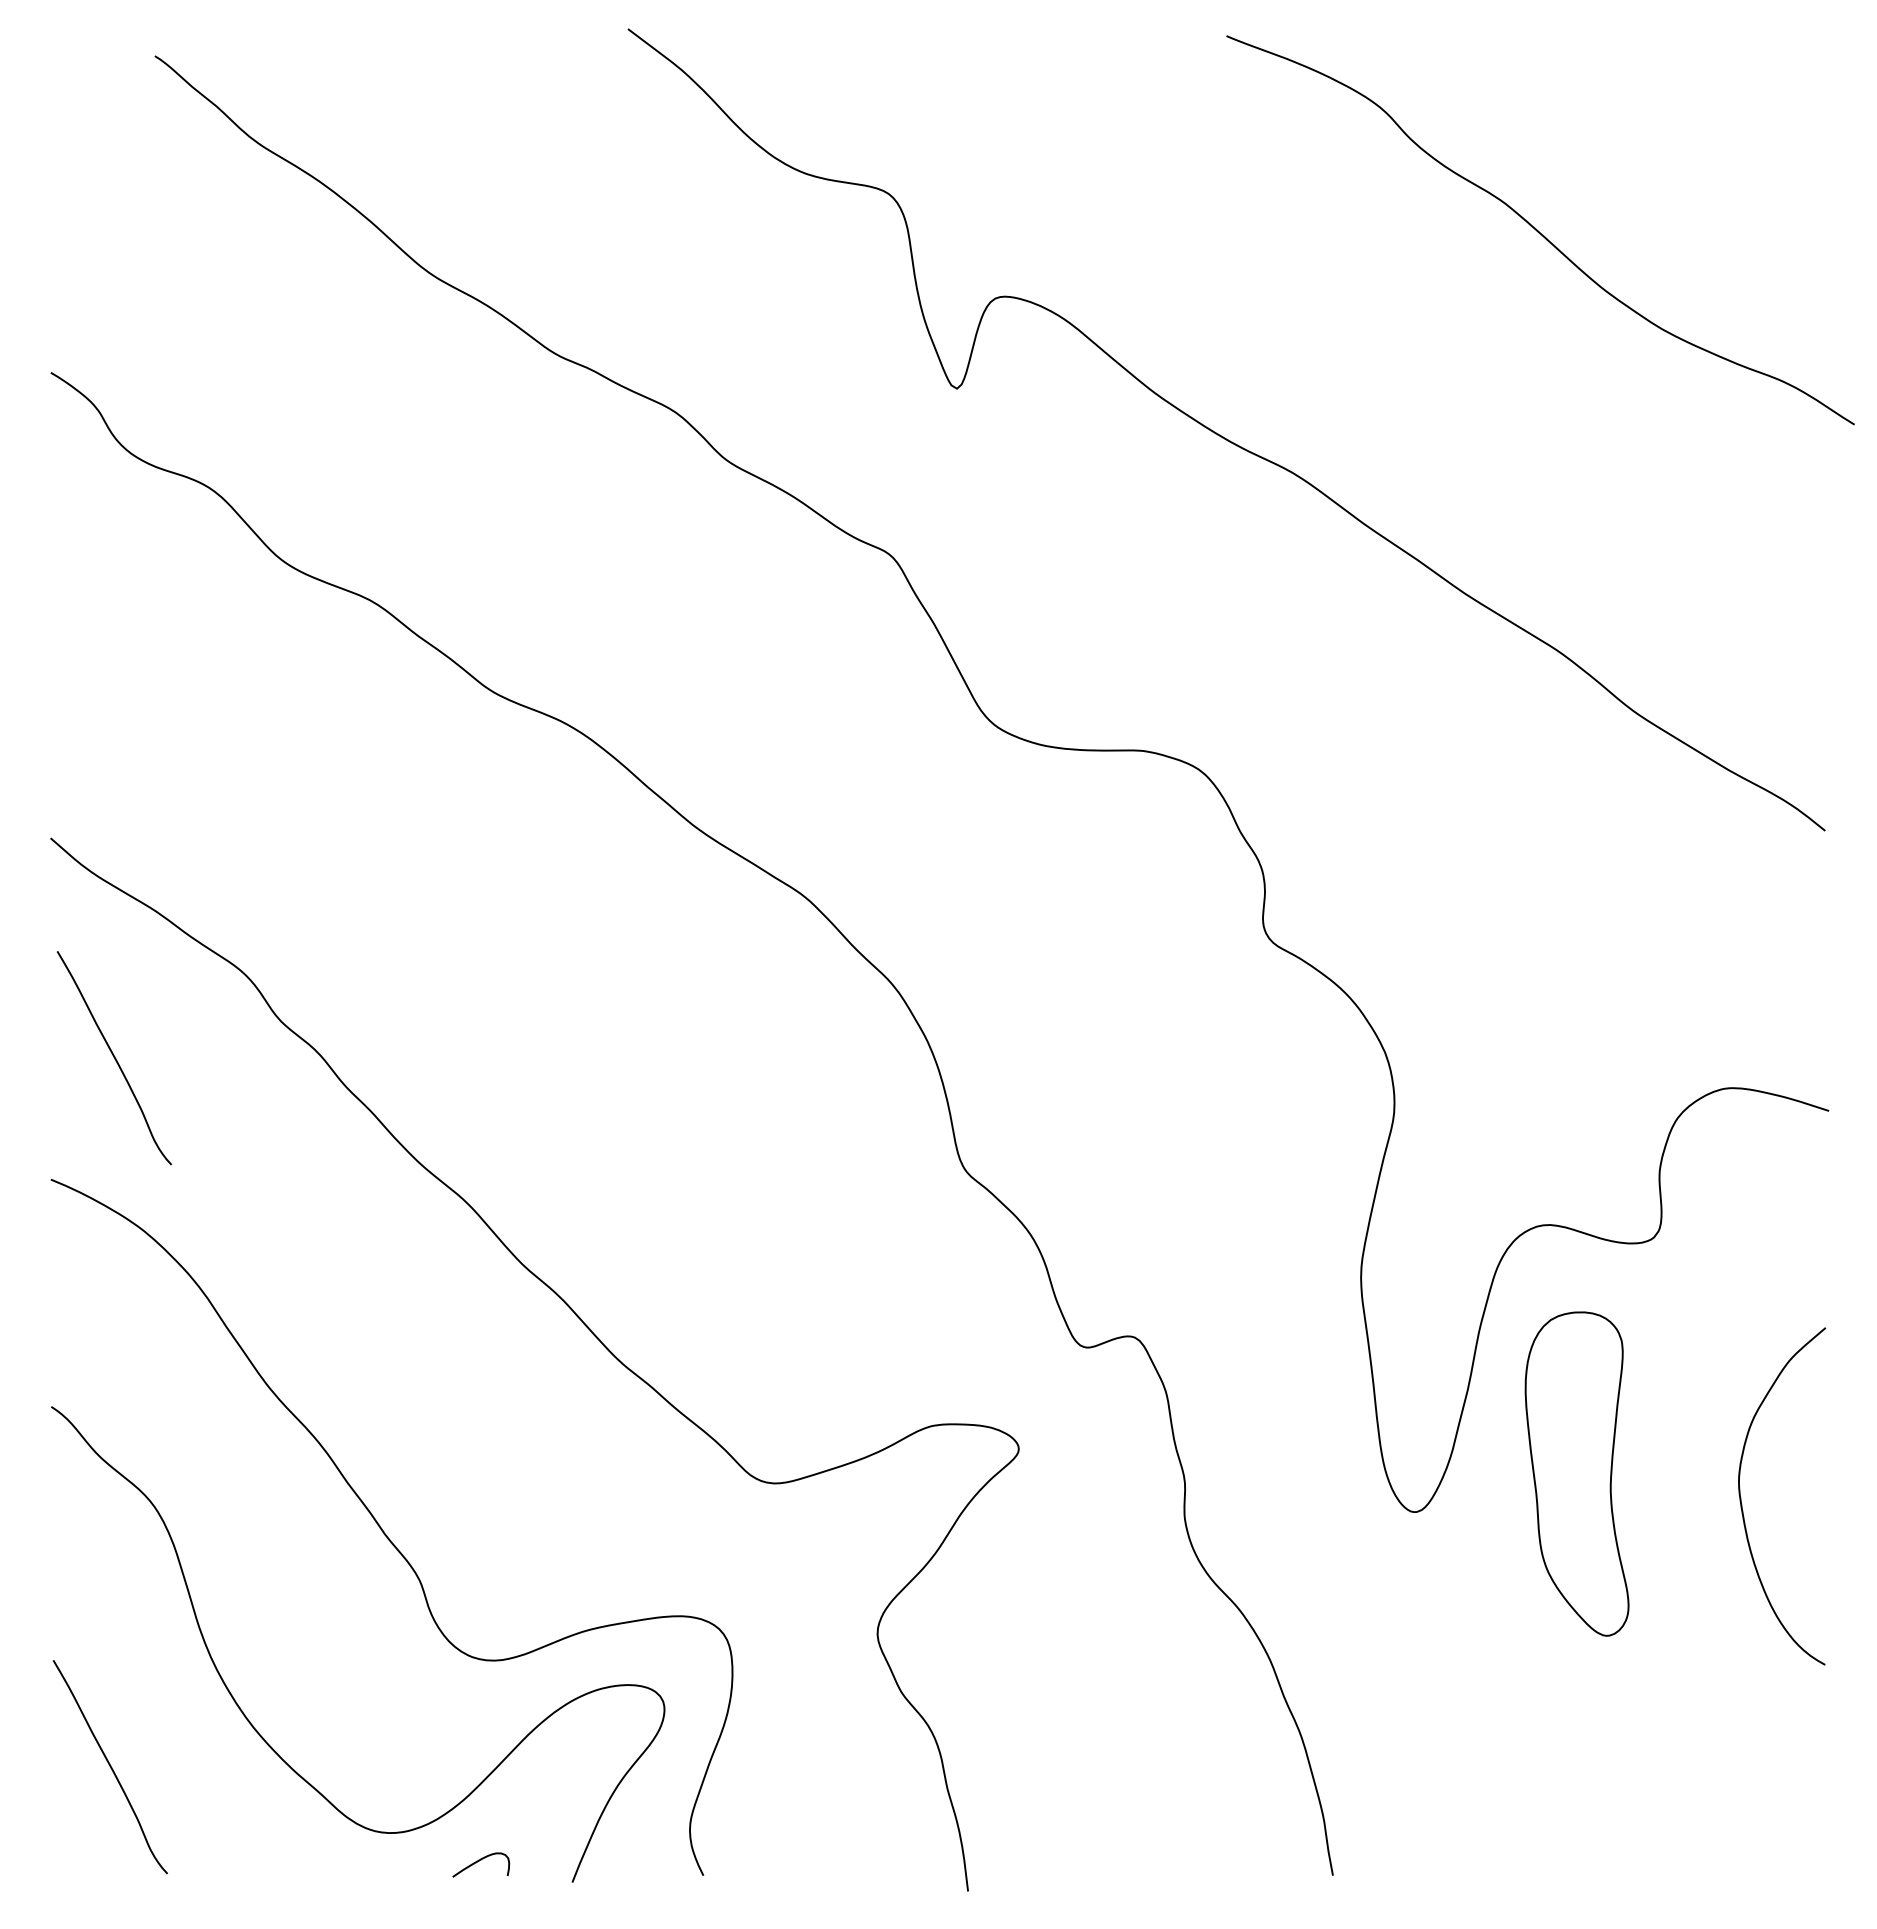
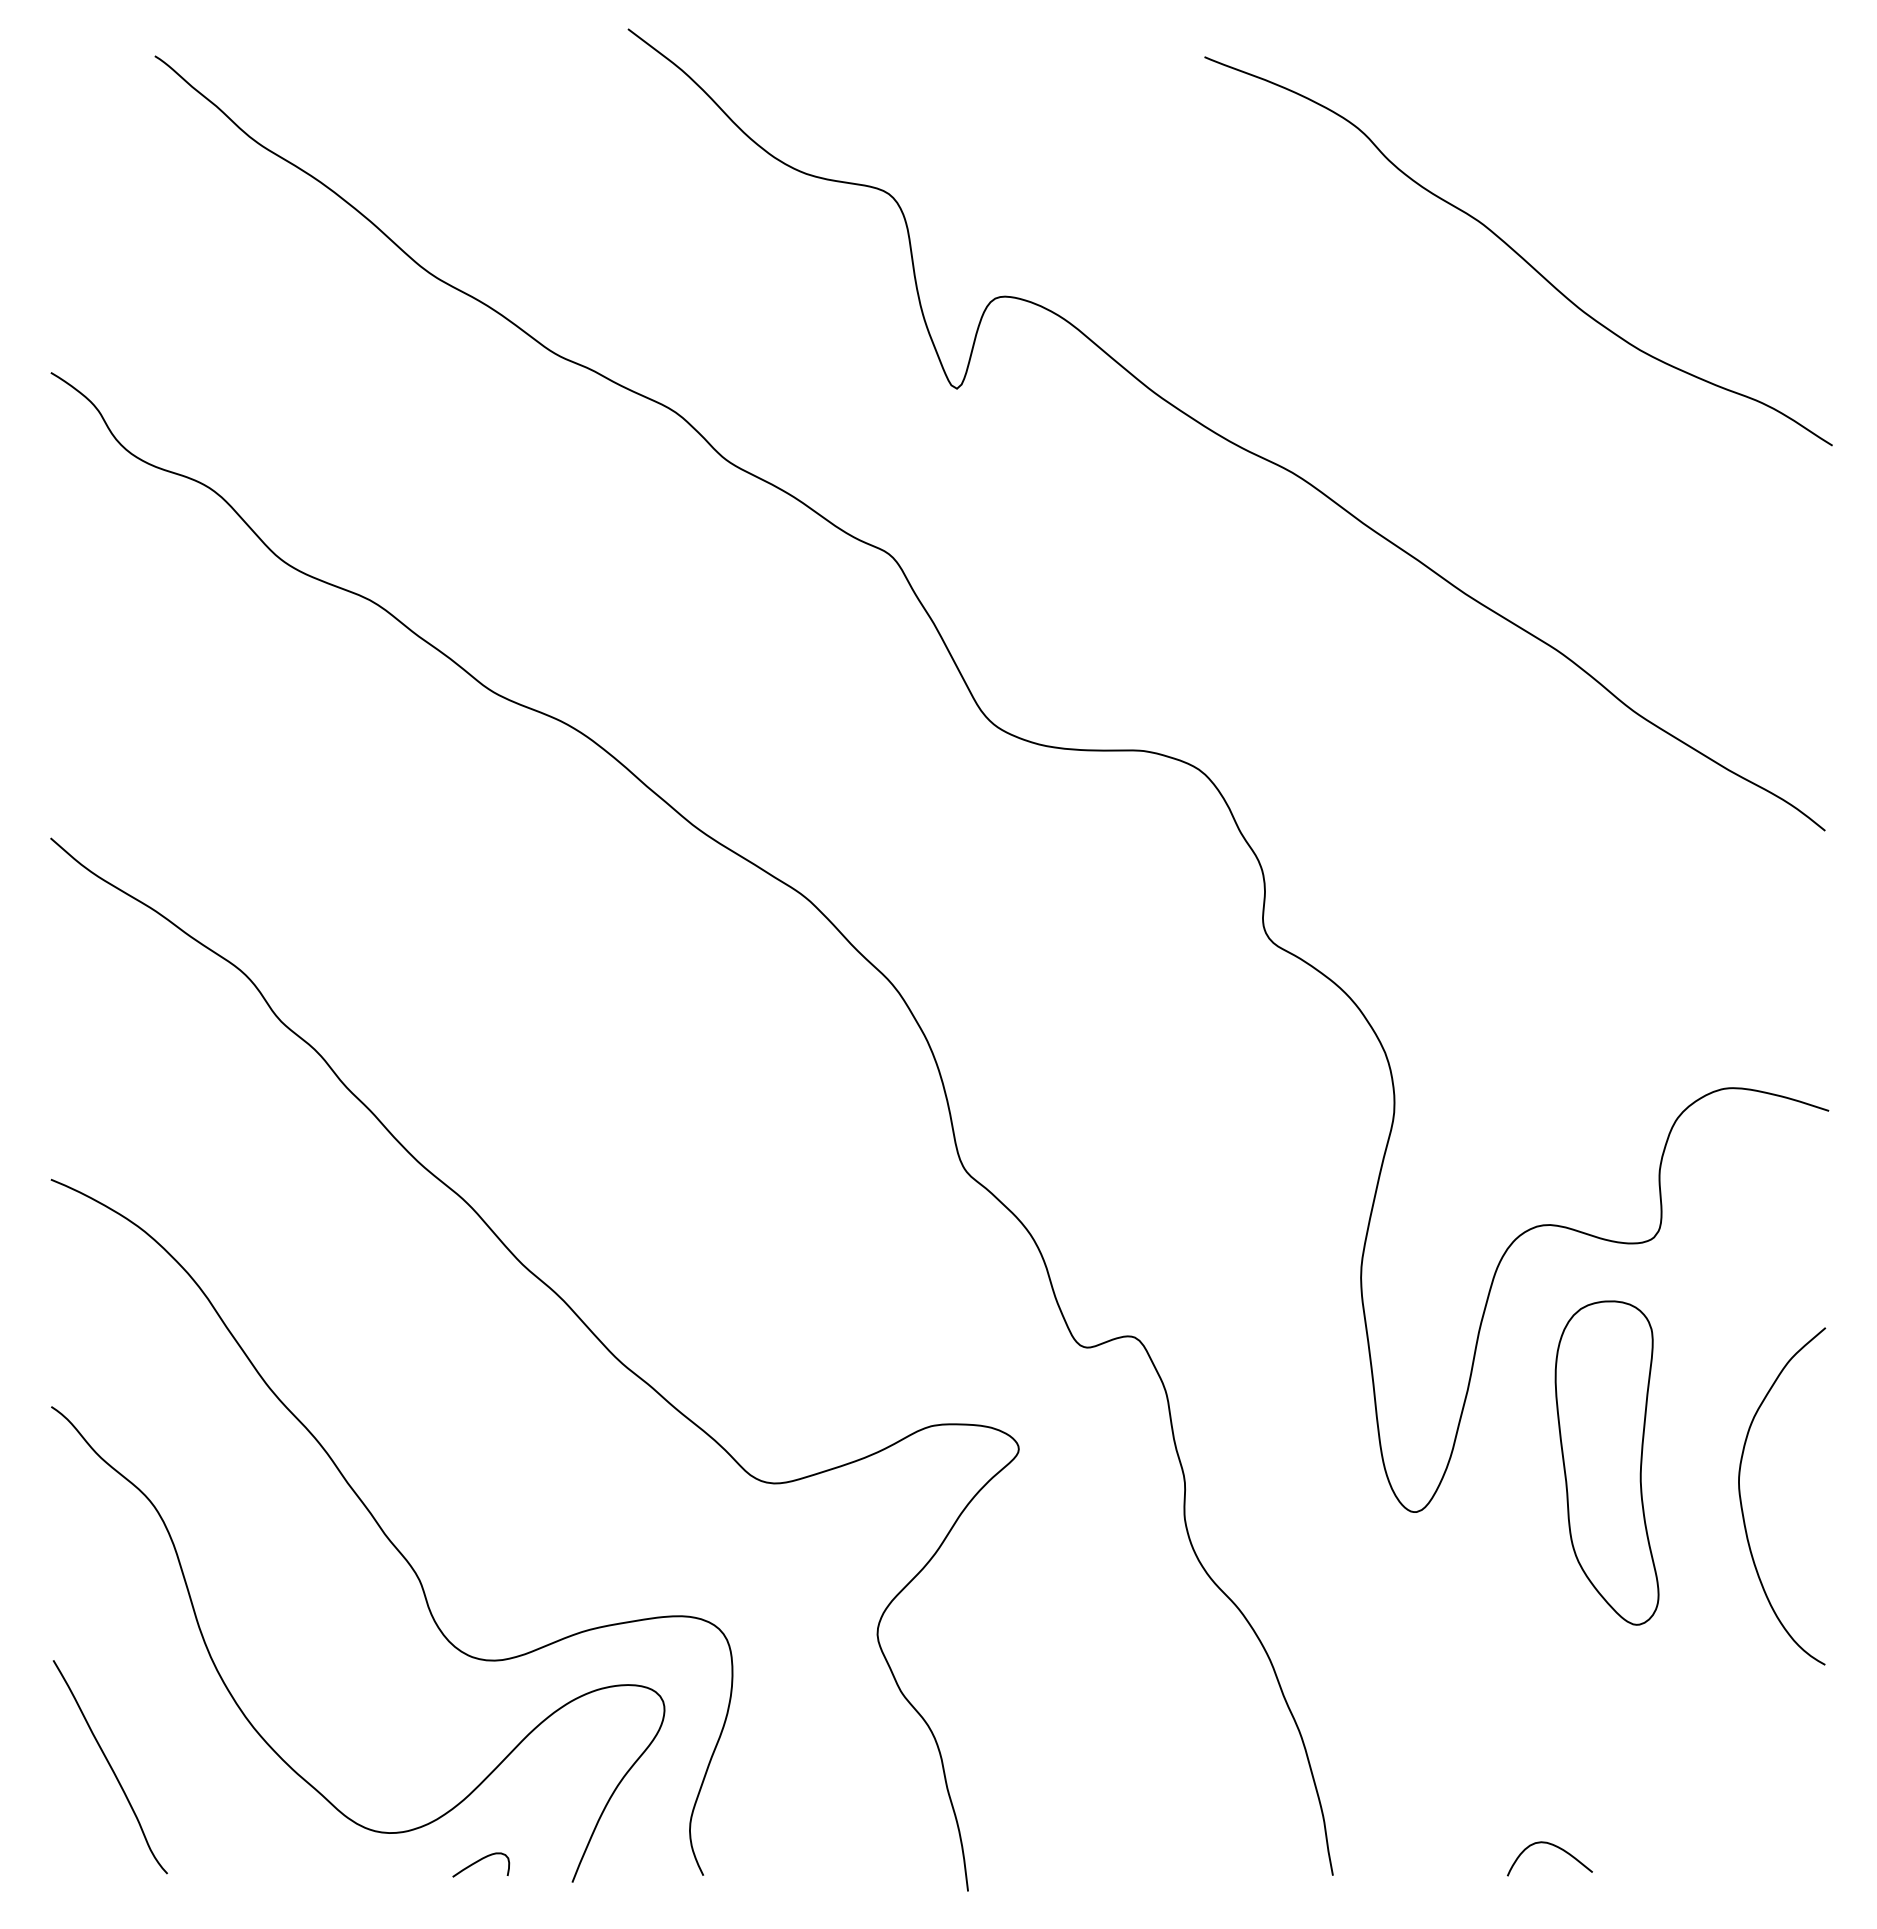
curve position: (1539, 231) -> (1517, 252) (1517, 252)
curve: present -> none (113, 1057)
part position: (1576, 1473) -> (1606, 1462) (1606, 1462)
curve: none -> present (1553, 1846)
